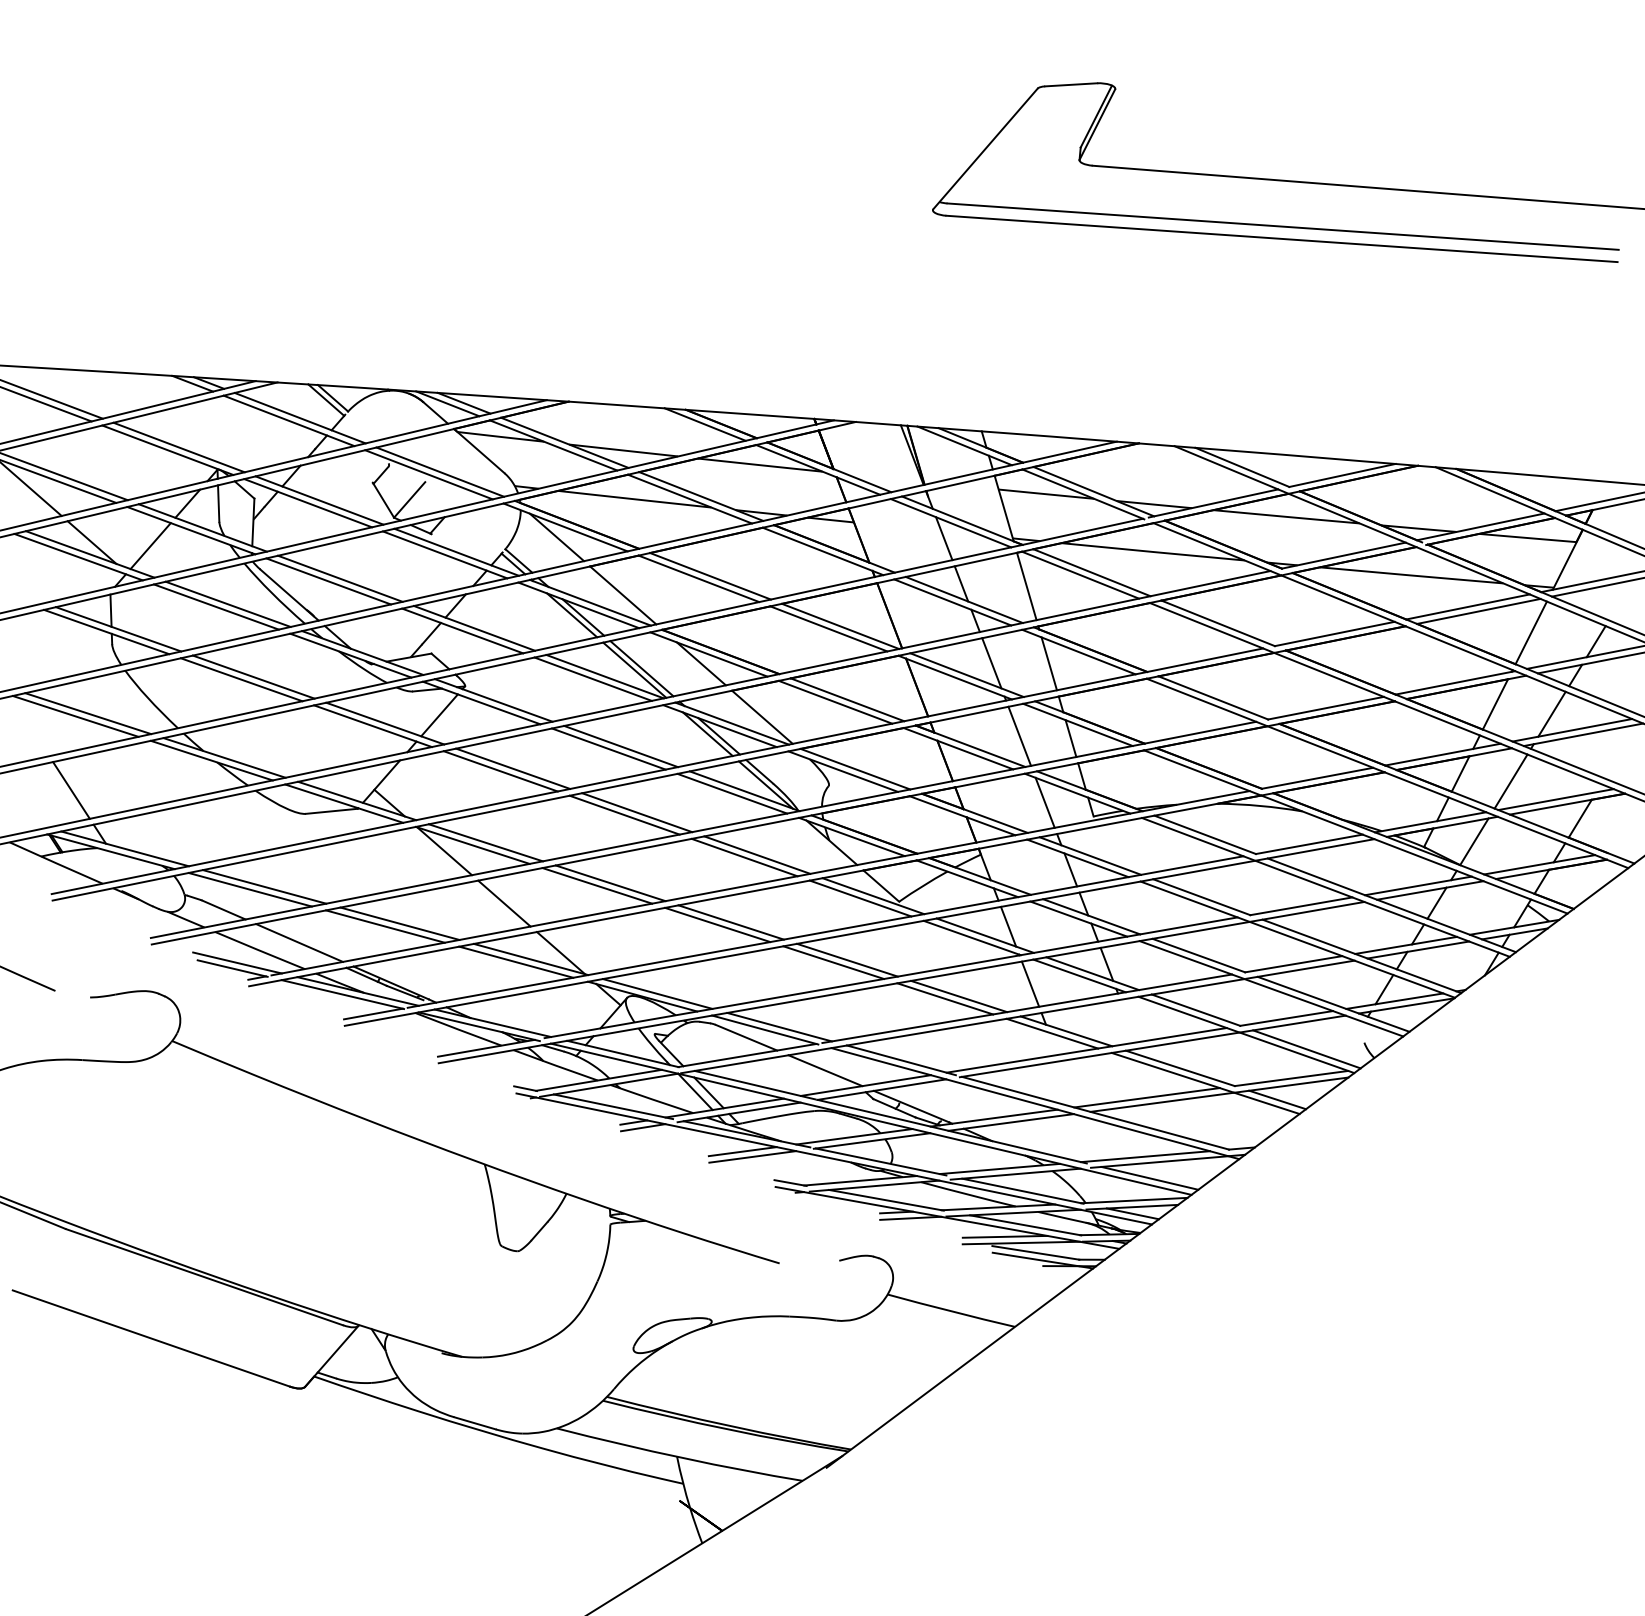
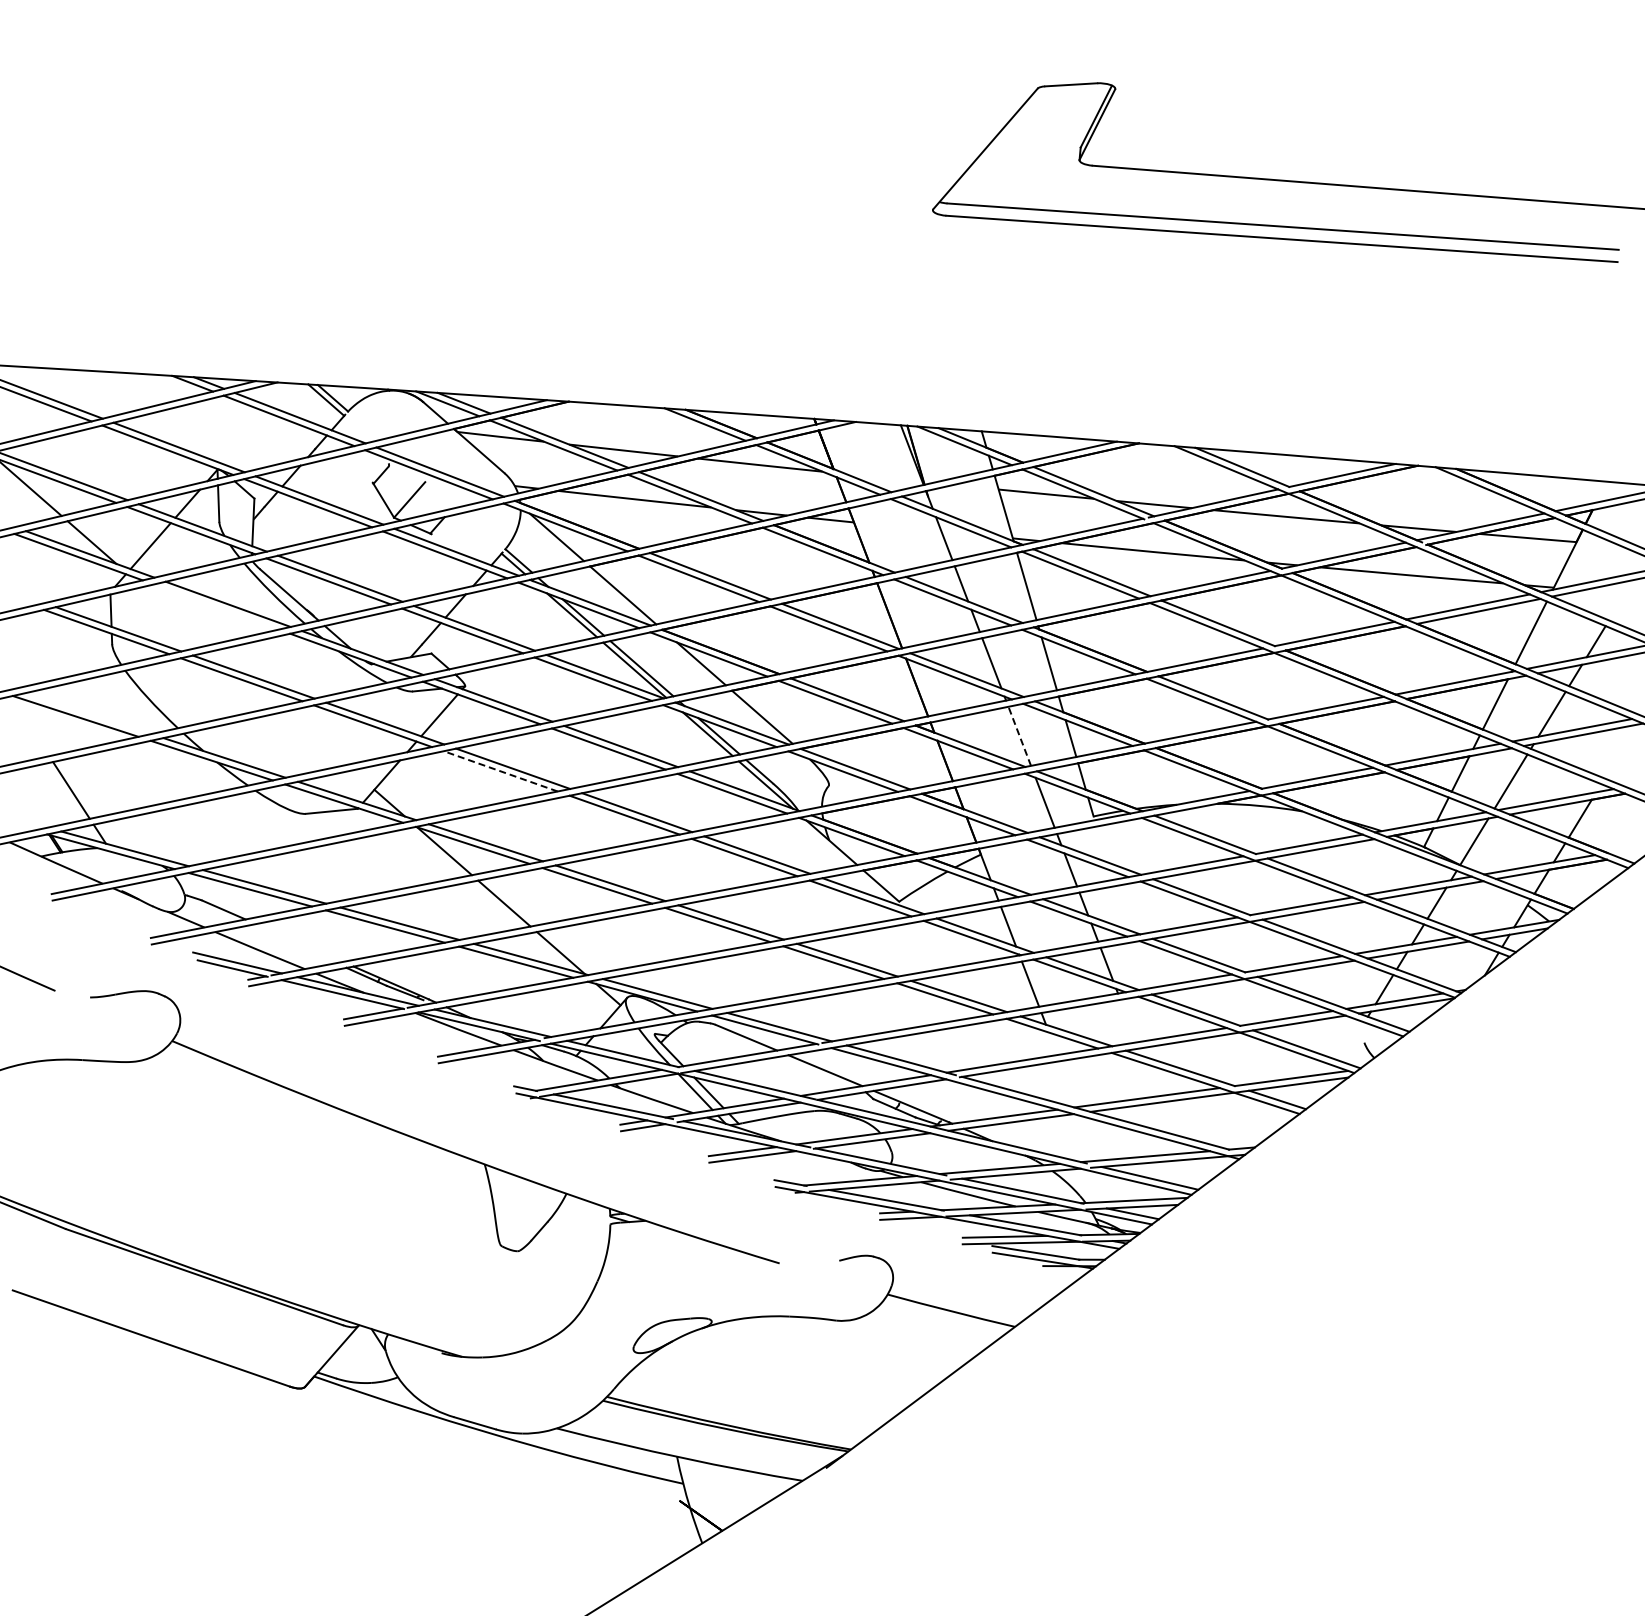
line: present -> none (216, 606)
line: present -> none (88, 713)
line: solid -> dashed (1019, 736)
line: solid -> dashed (500, 771)
line: present -> none (299, 942)
